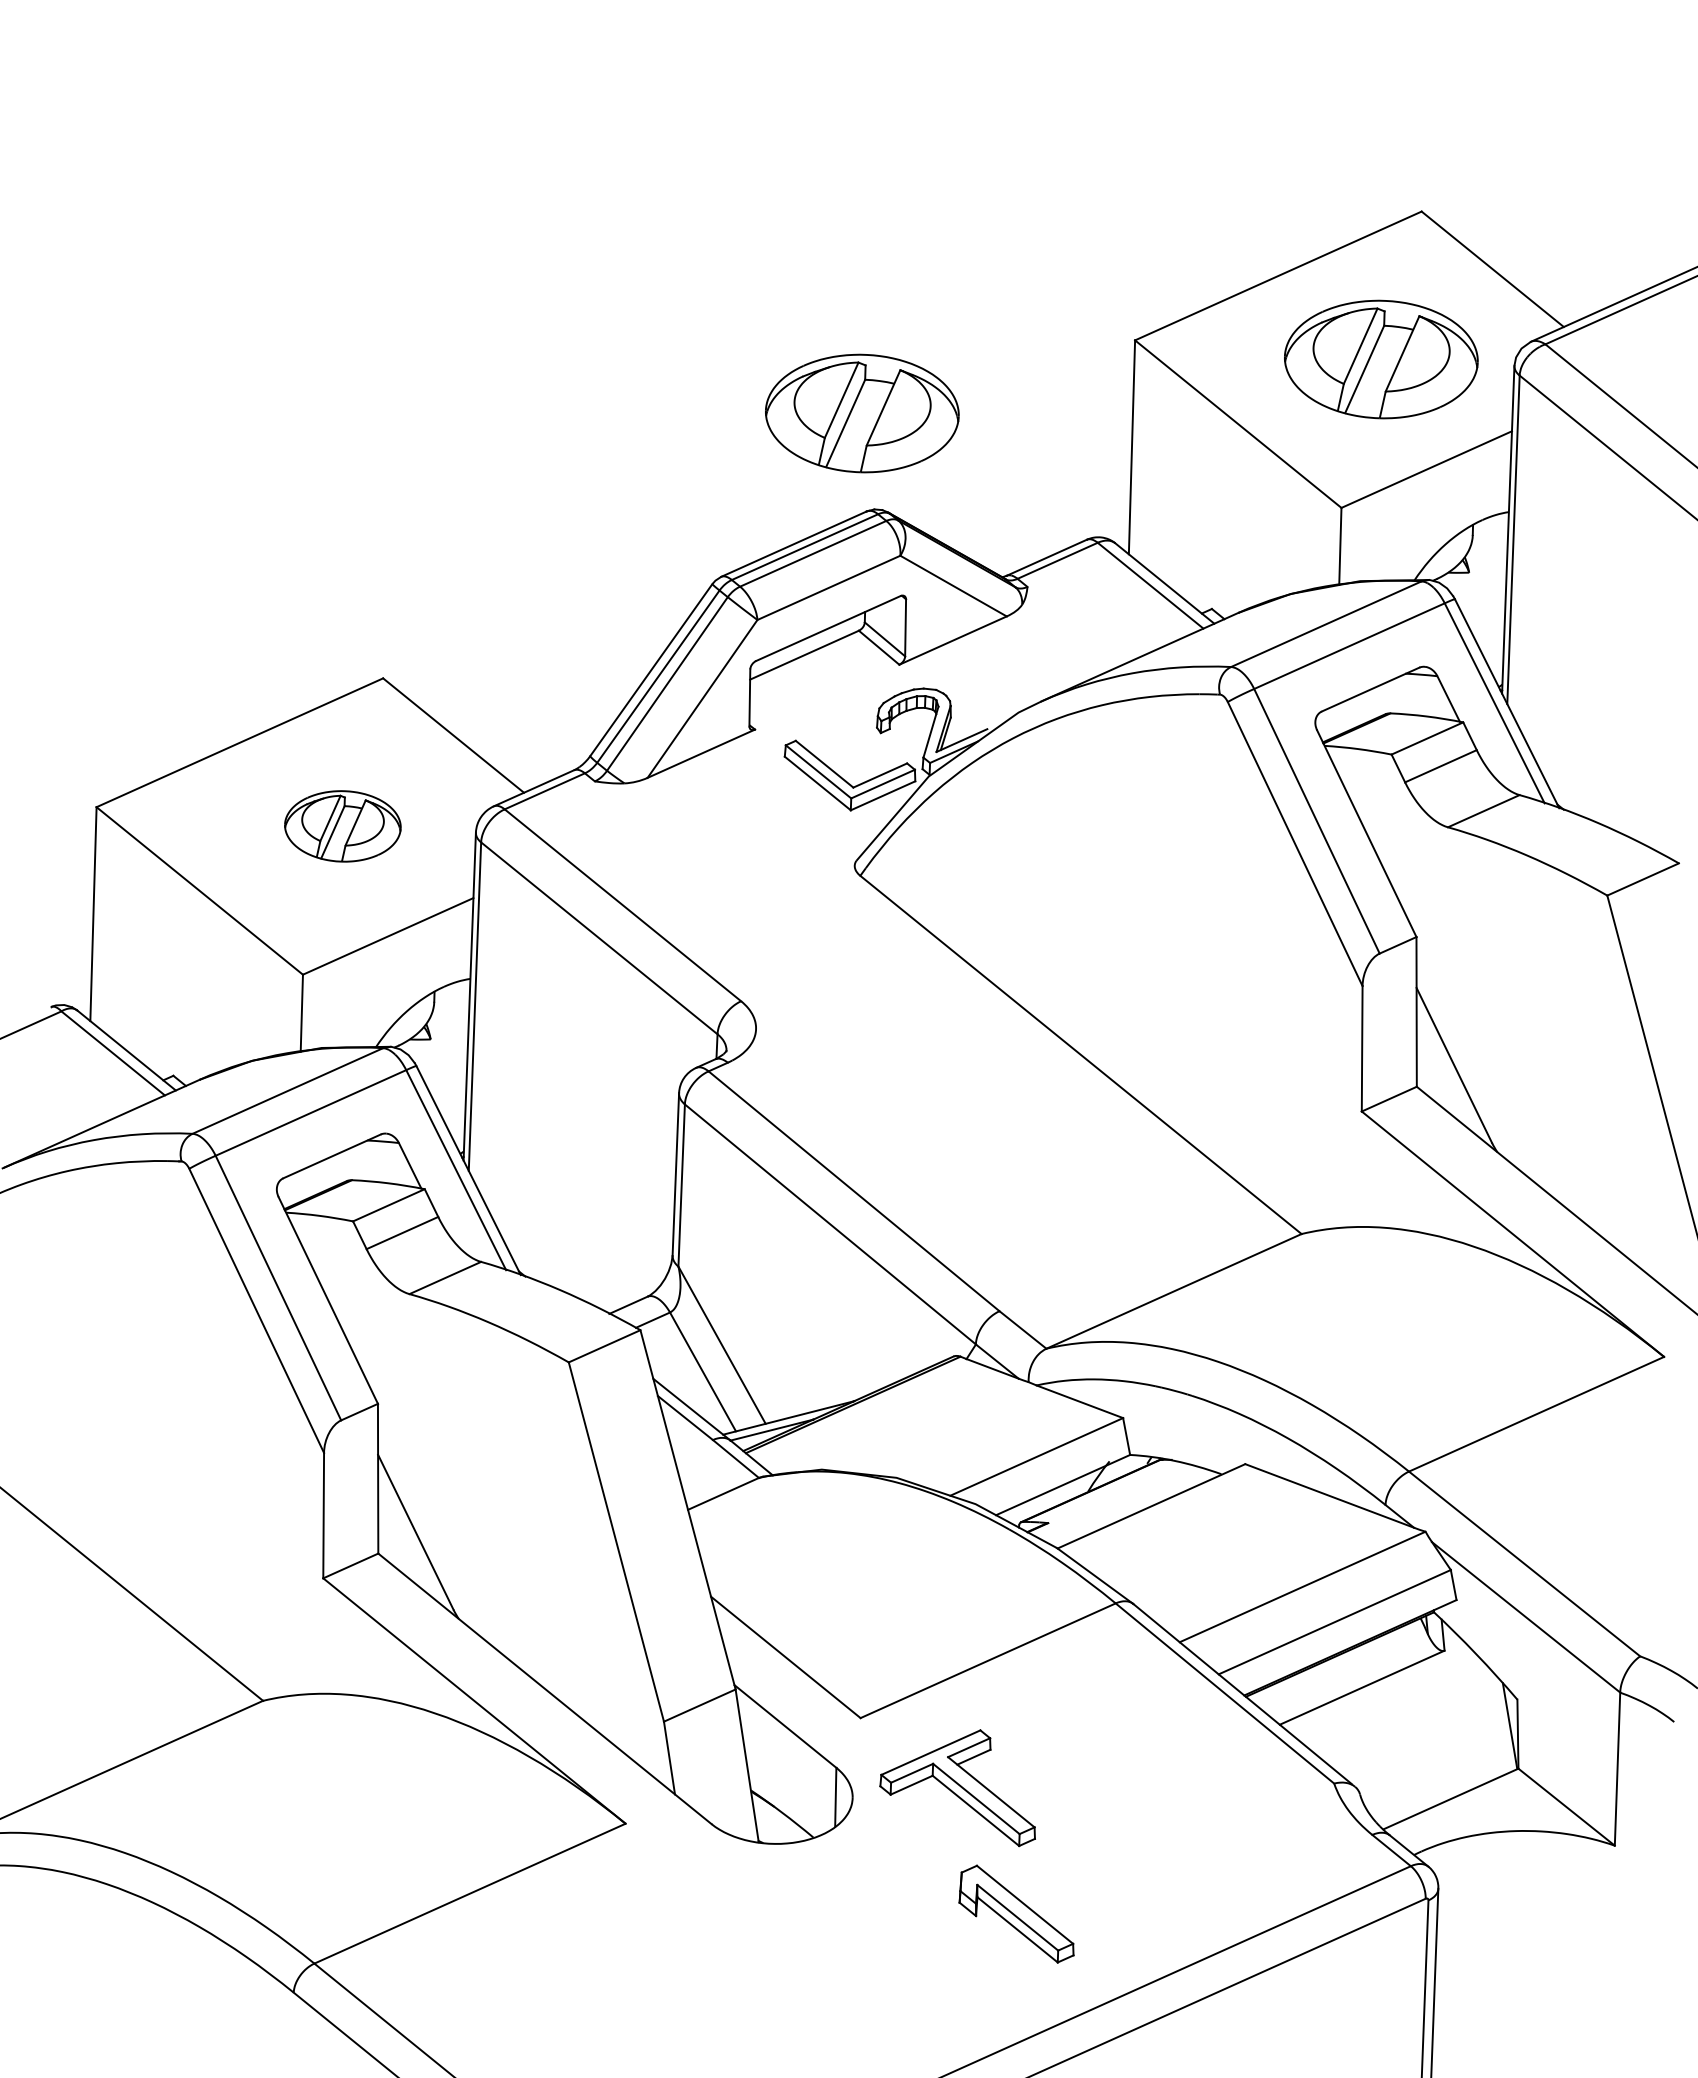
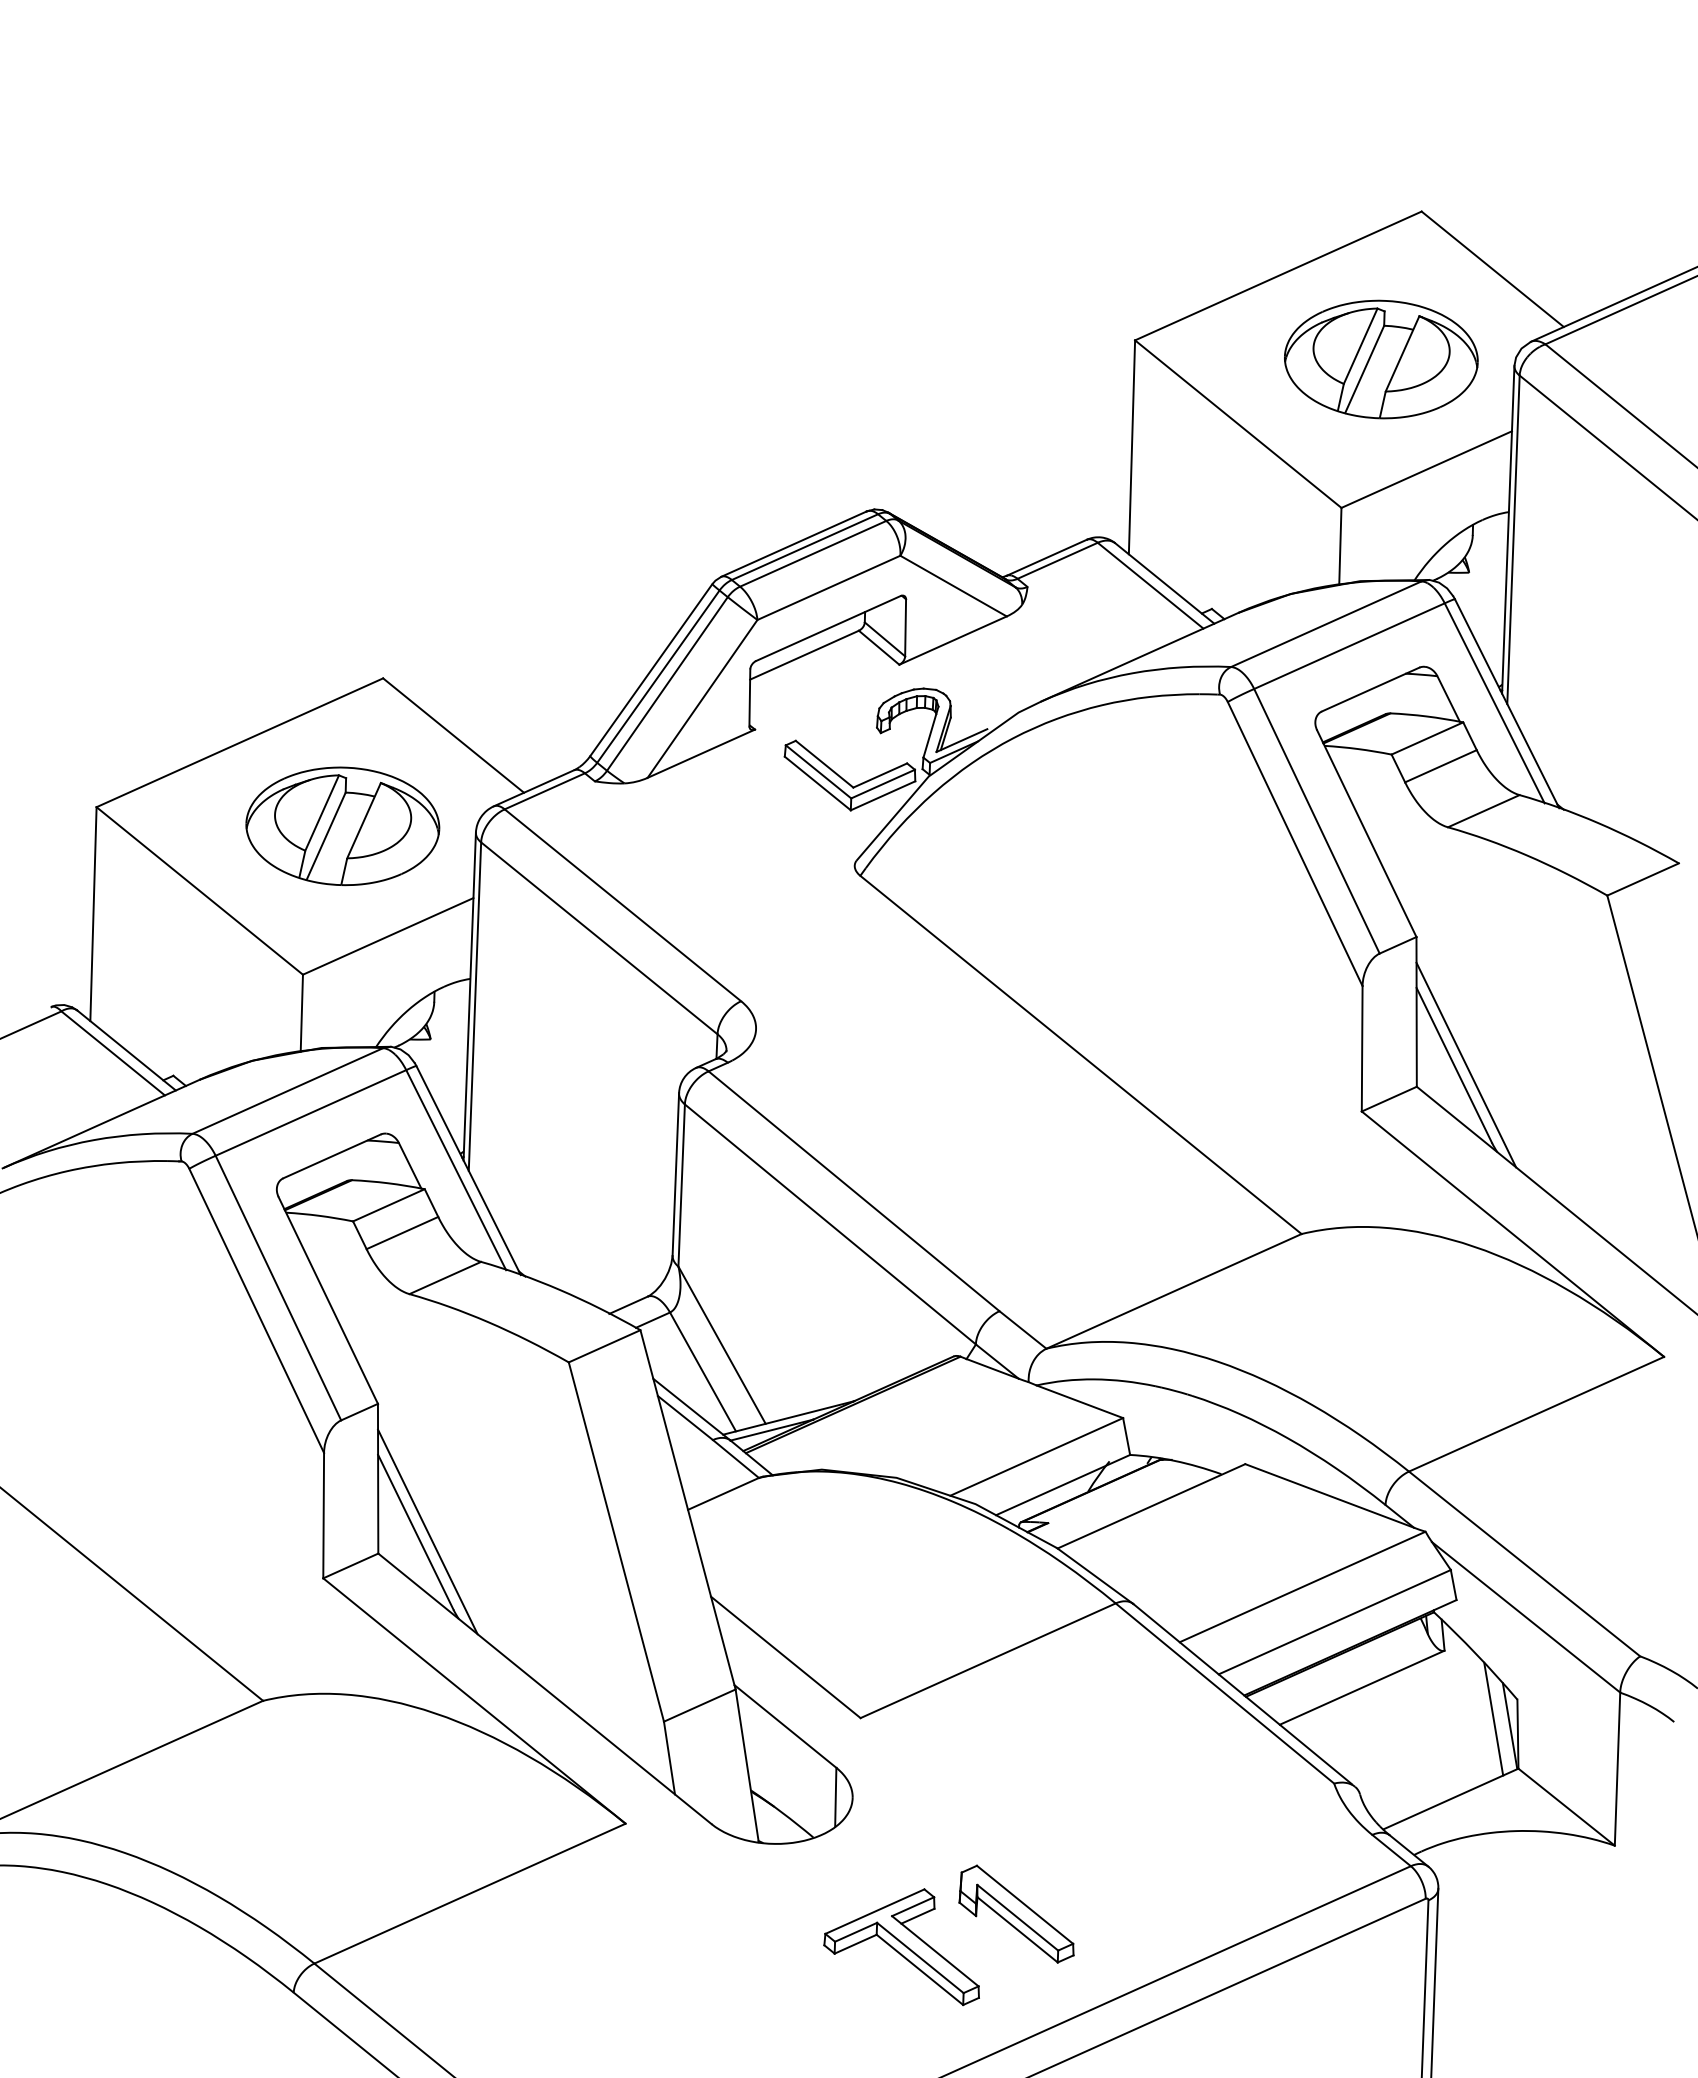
part: present -> none (862, 413)
part size: 118x73 px -> 196x121 px (342, 826)
line: none -> present (1466, 1064)
line: none -> present (427, 1531)
line: none -> present (1493, 1718)
part position: (957, 1788) -> (901, 1947) (901, 1947)
